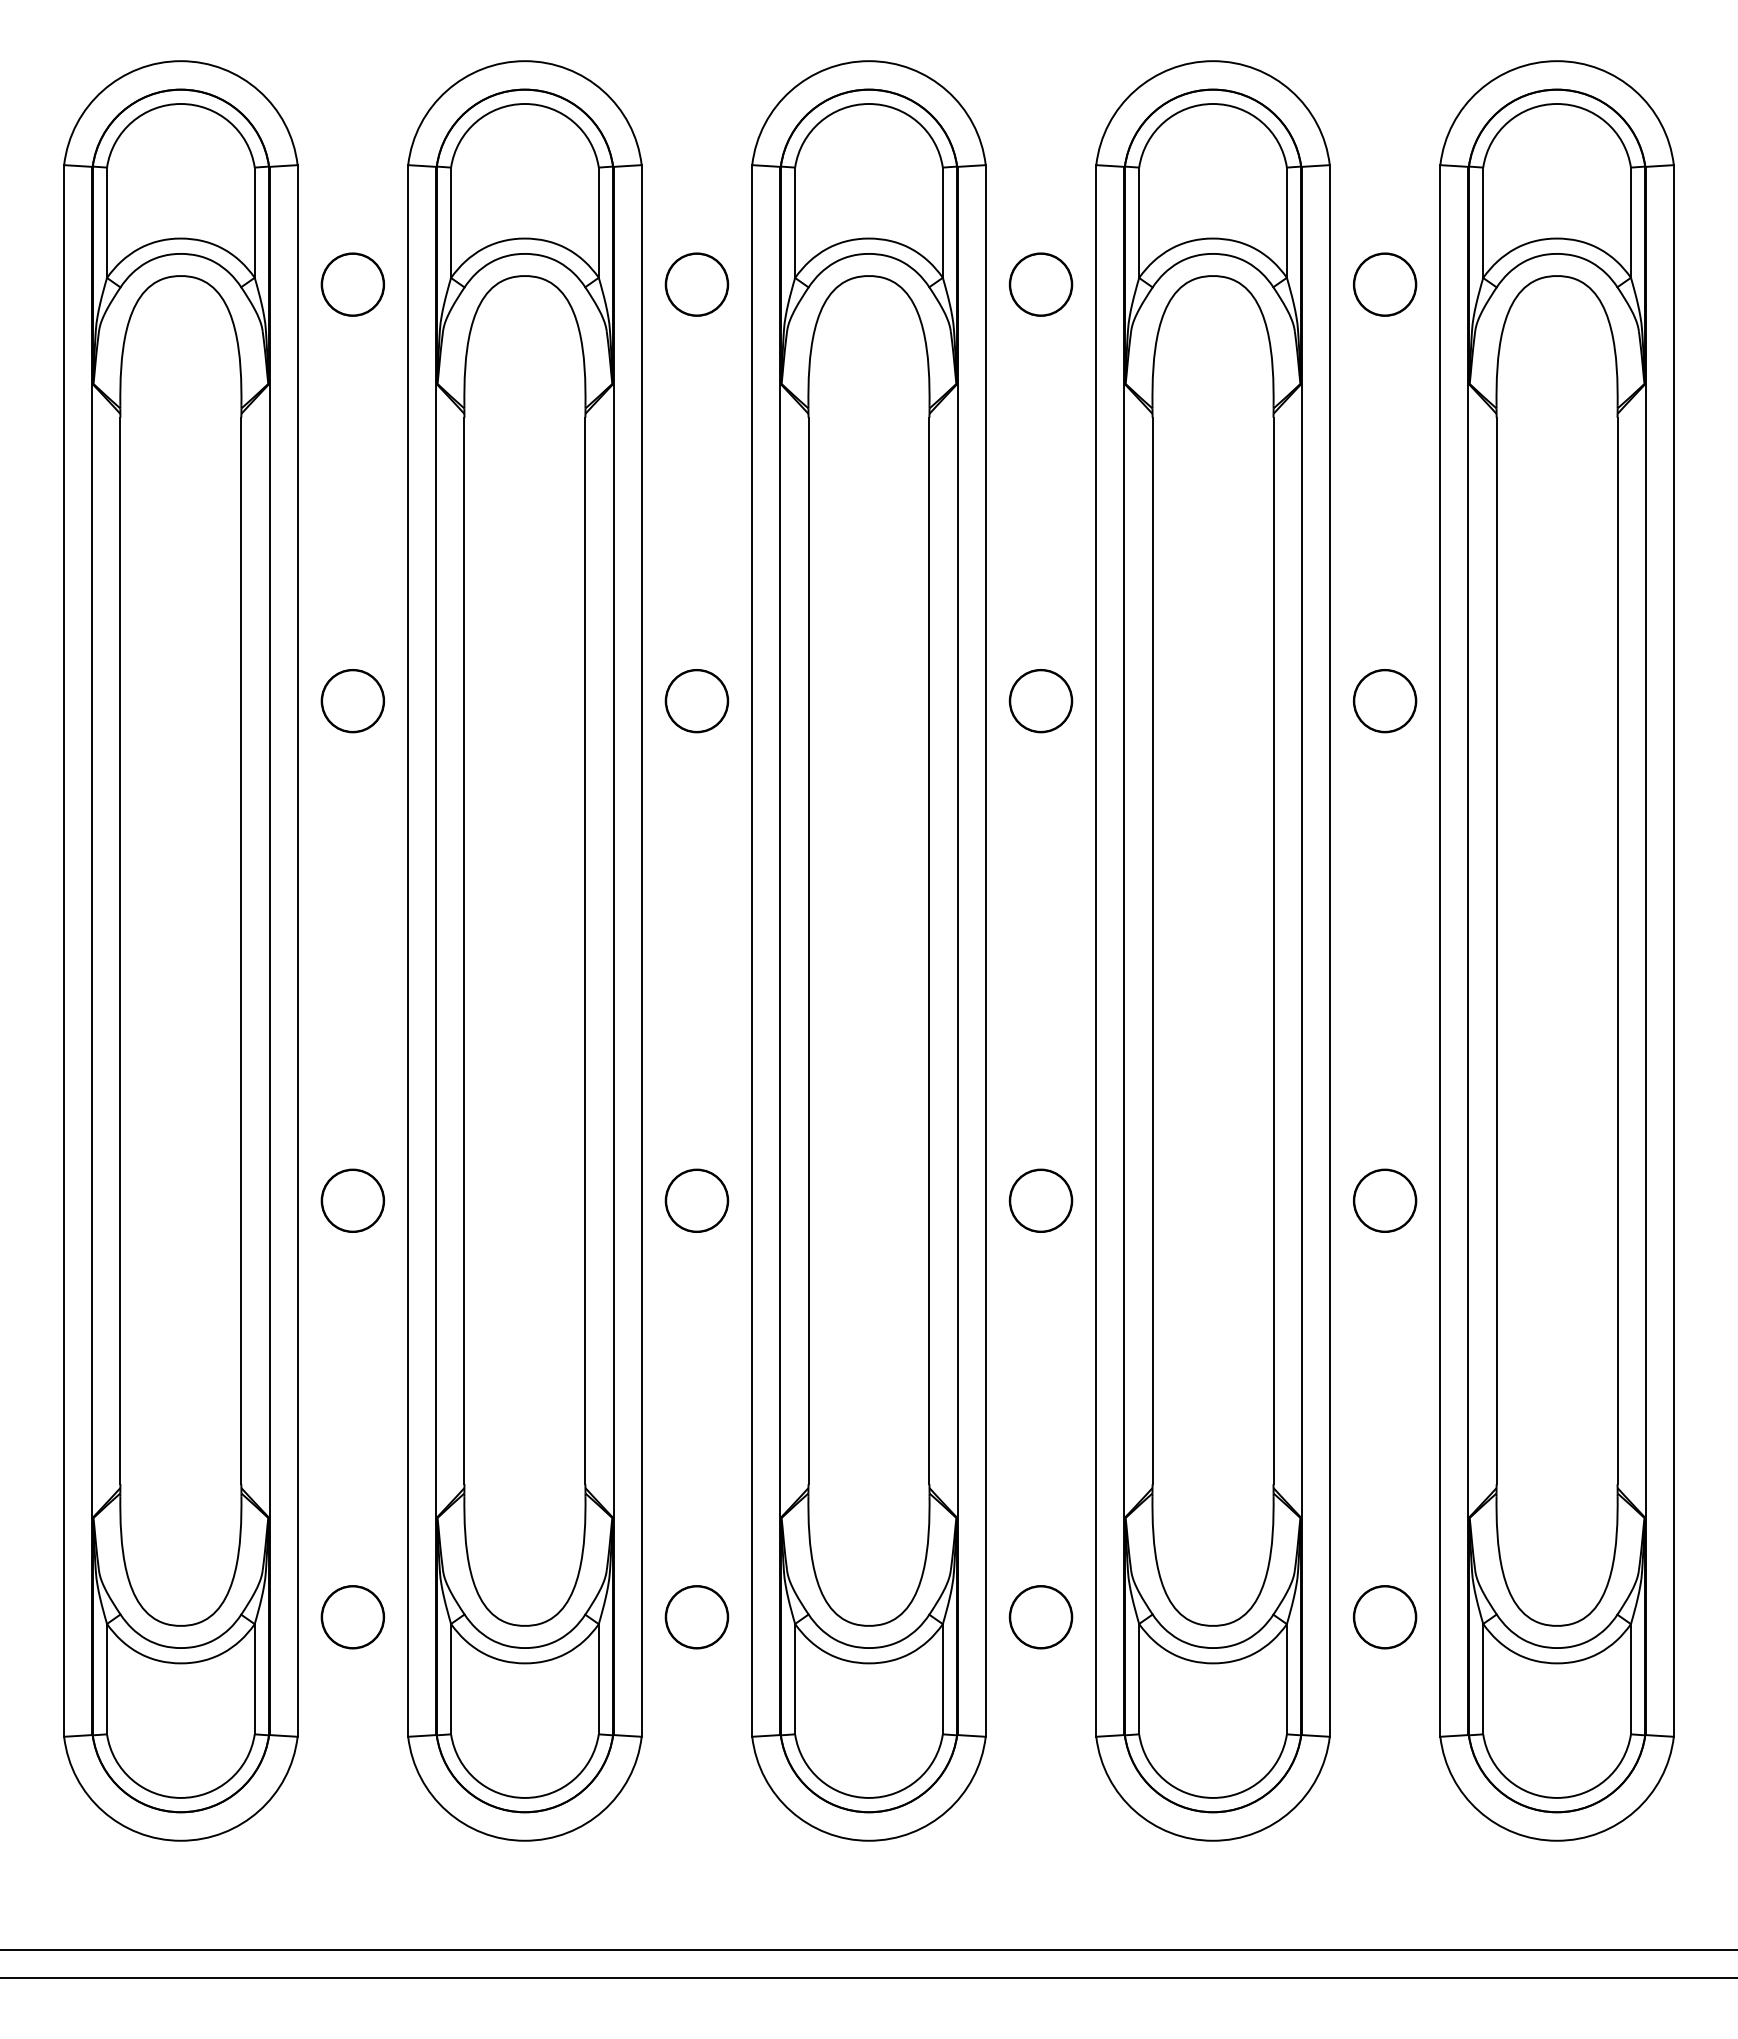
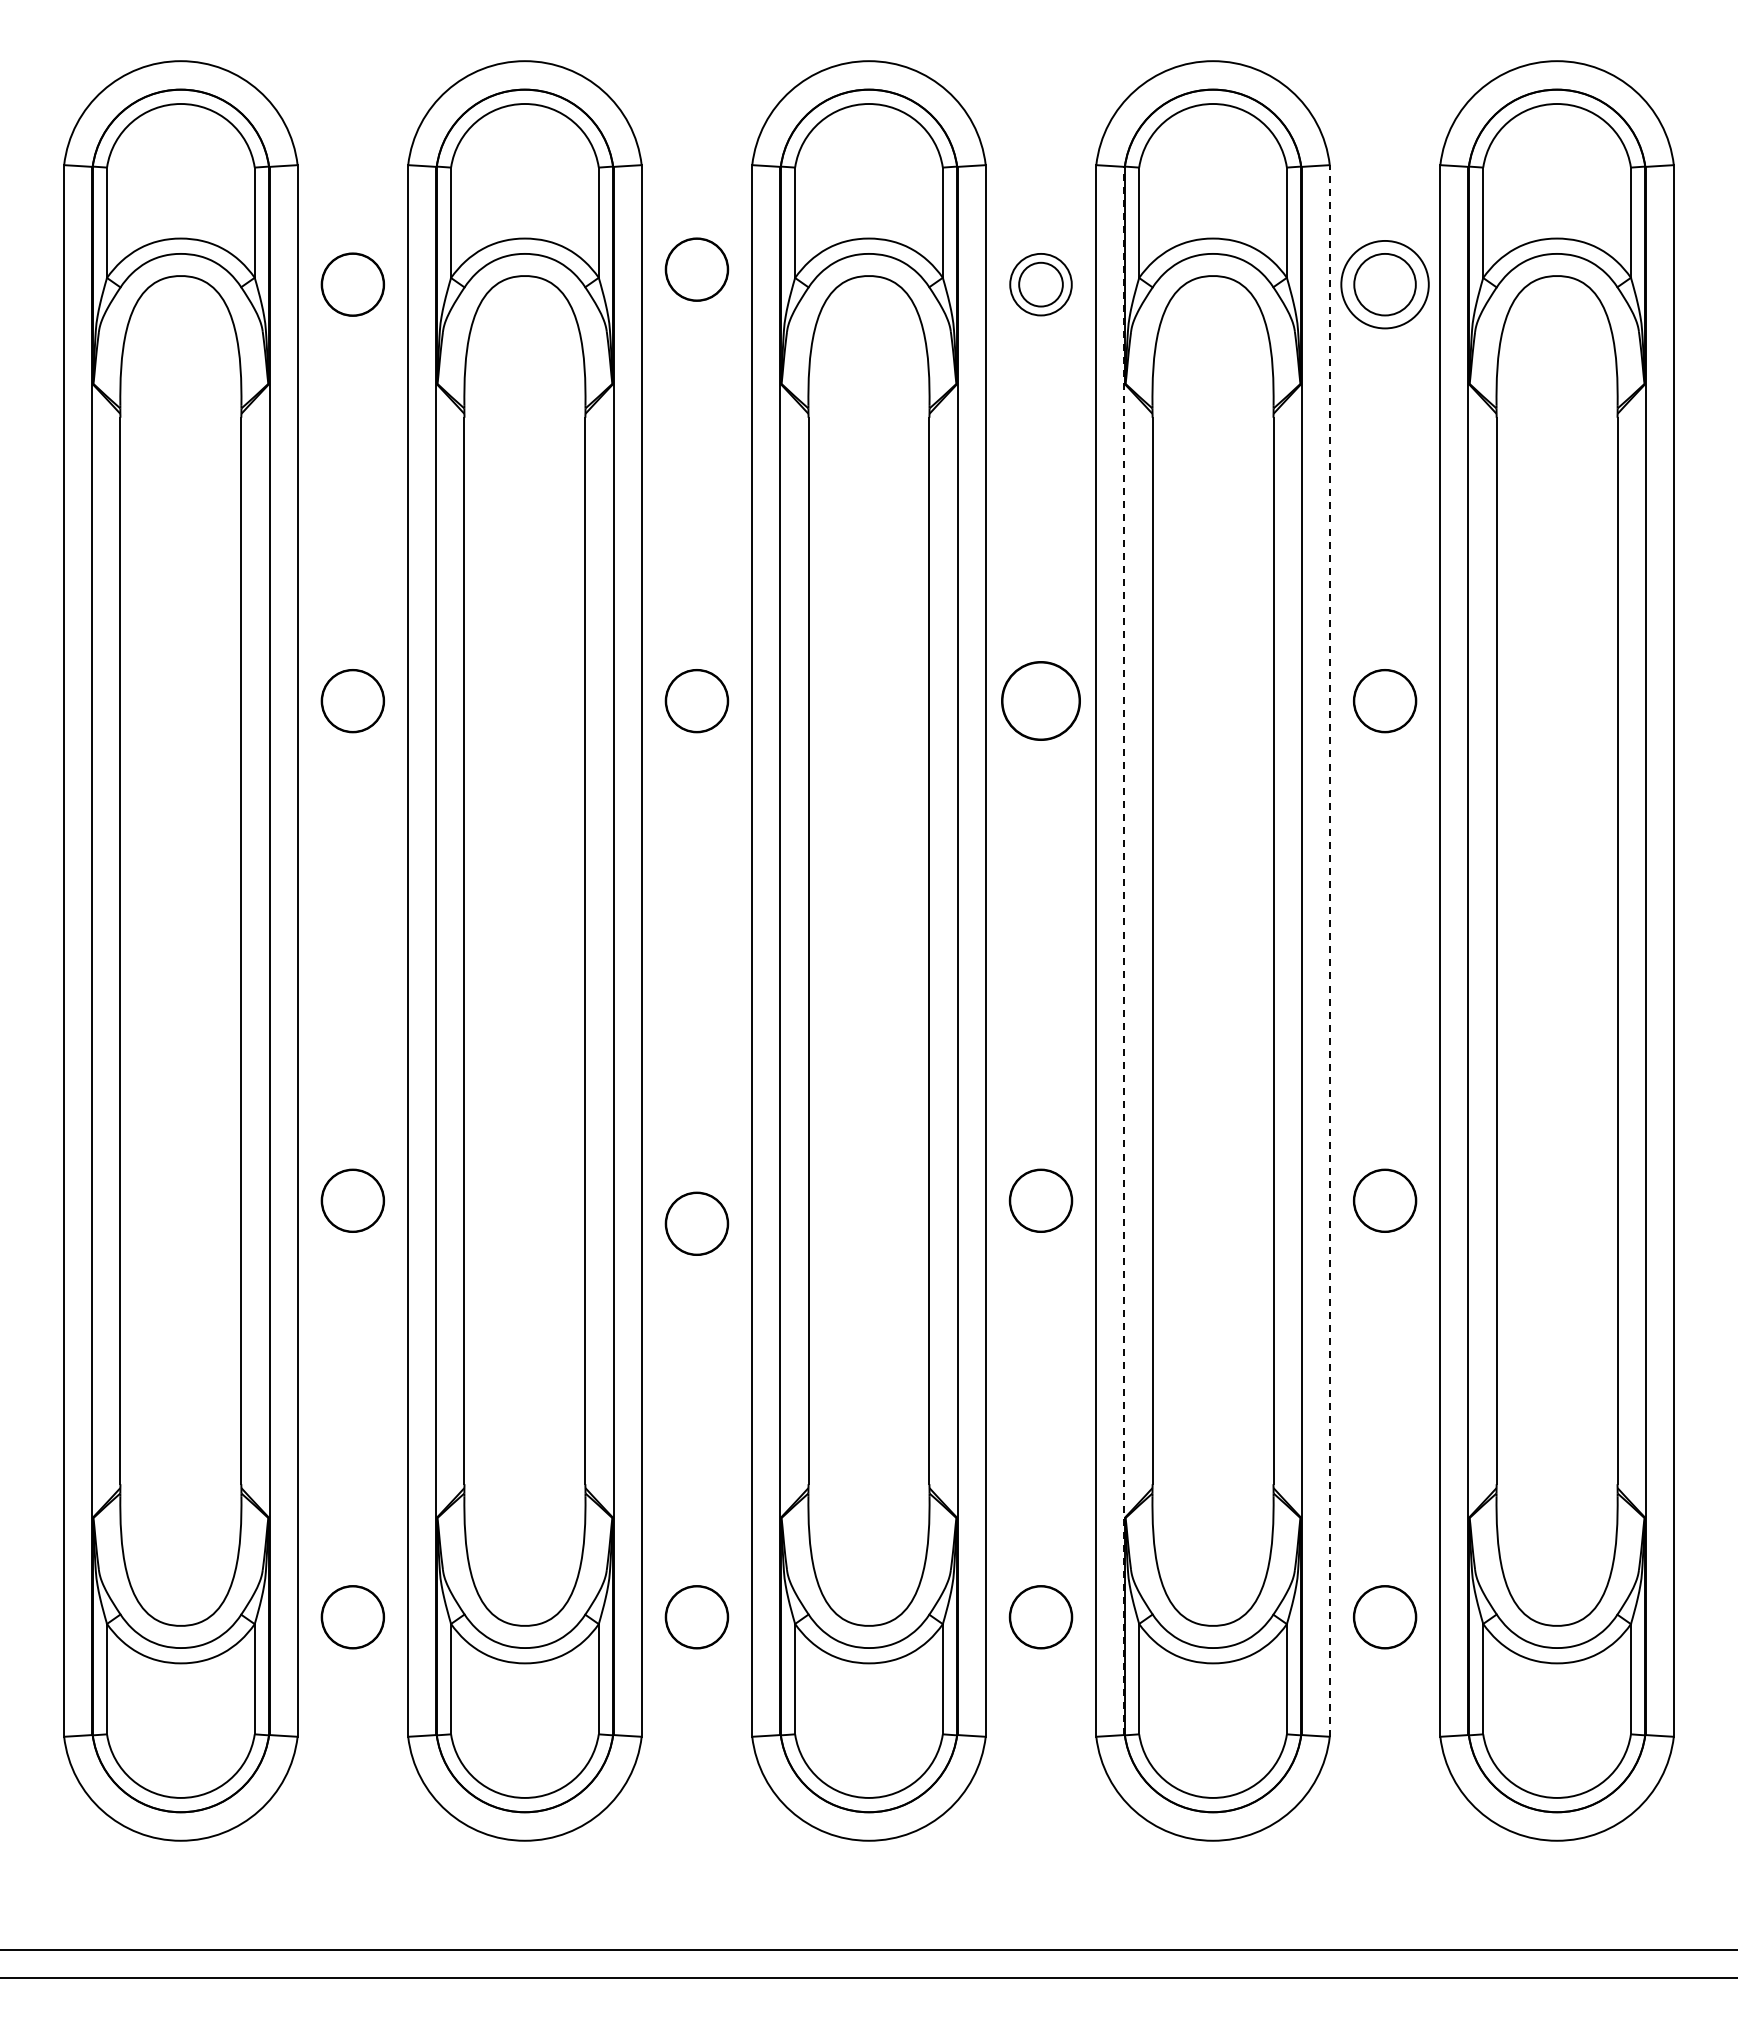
part position: (696, 284) -> (696, 269) (696, 269)
circle diameter: 62 px -> 44 px (1040, 284)
circle diameter: 62 px -> 87 px (1384, 284)
part size: 66x65 px -> 80x80 px (1040, 700)
line: solid -> dashed (1124, 950)
line: solid -> dashed (1329, 950)
part position: (696, 1200) -> (696, 1223) (696, 1223)
